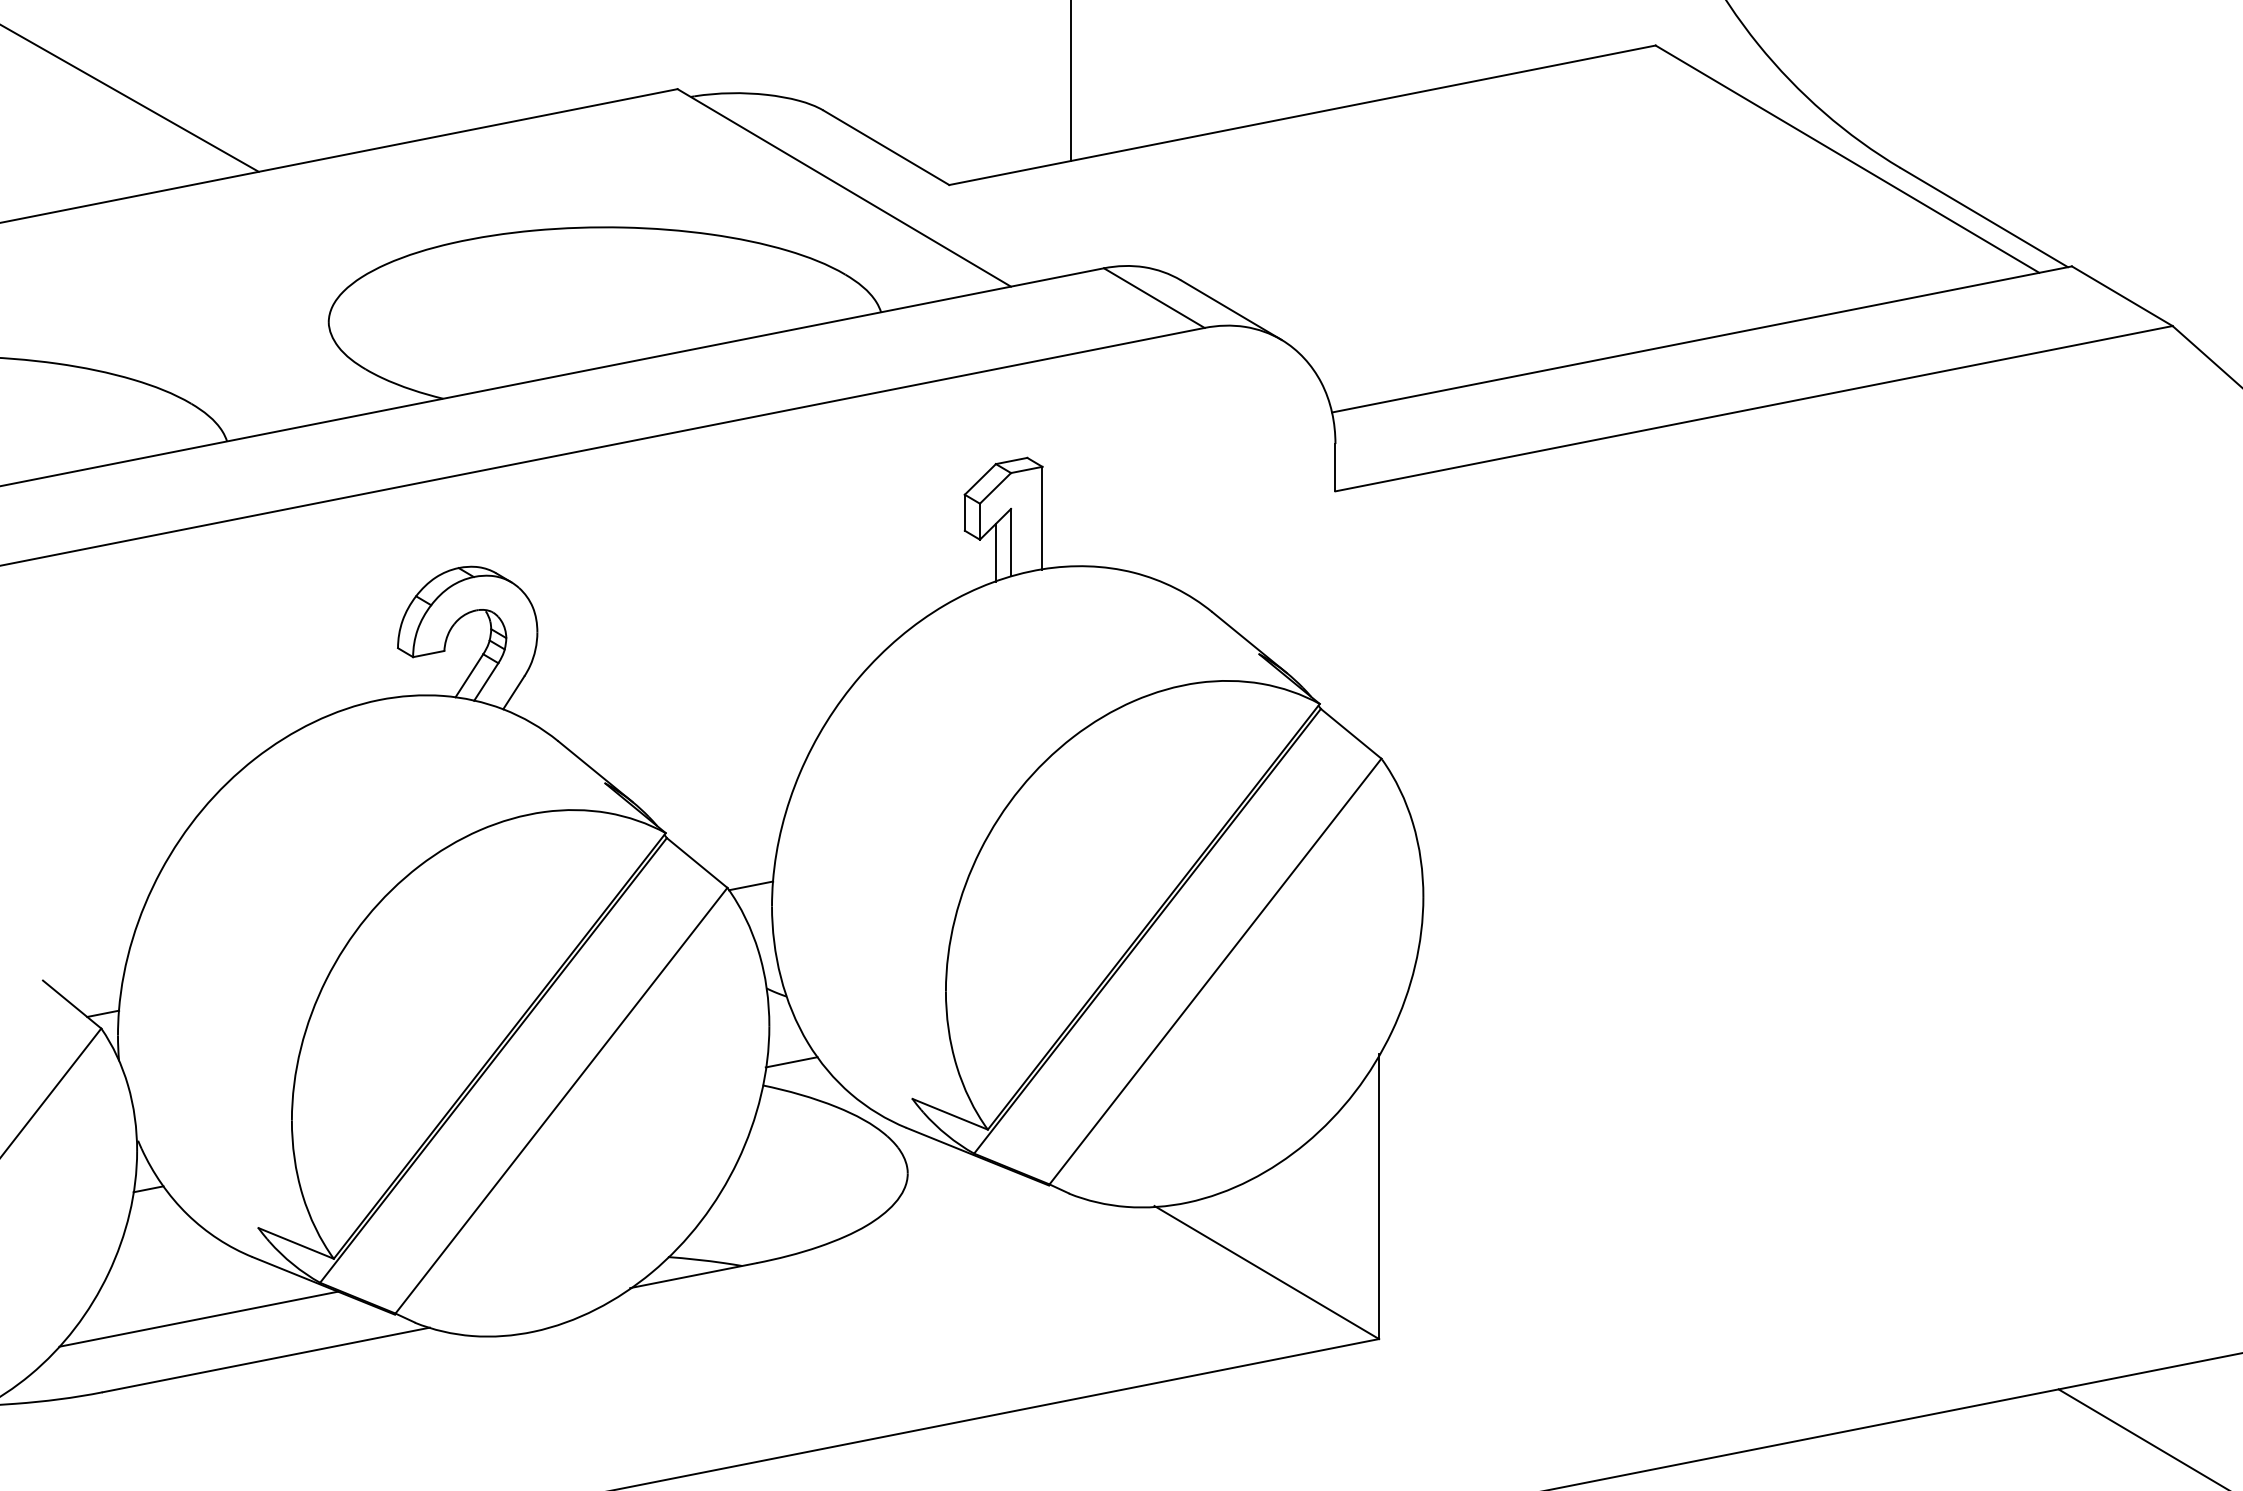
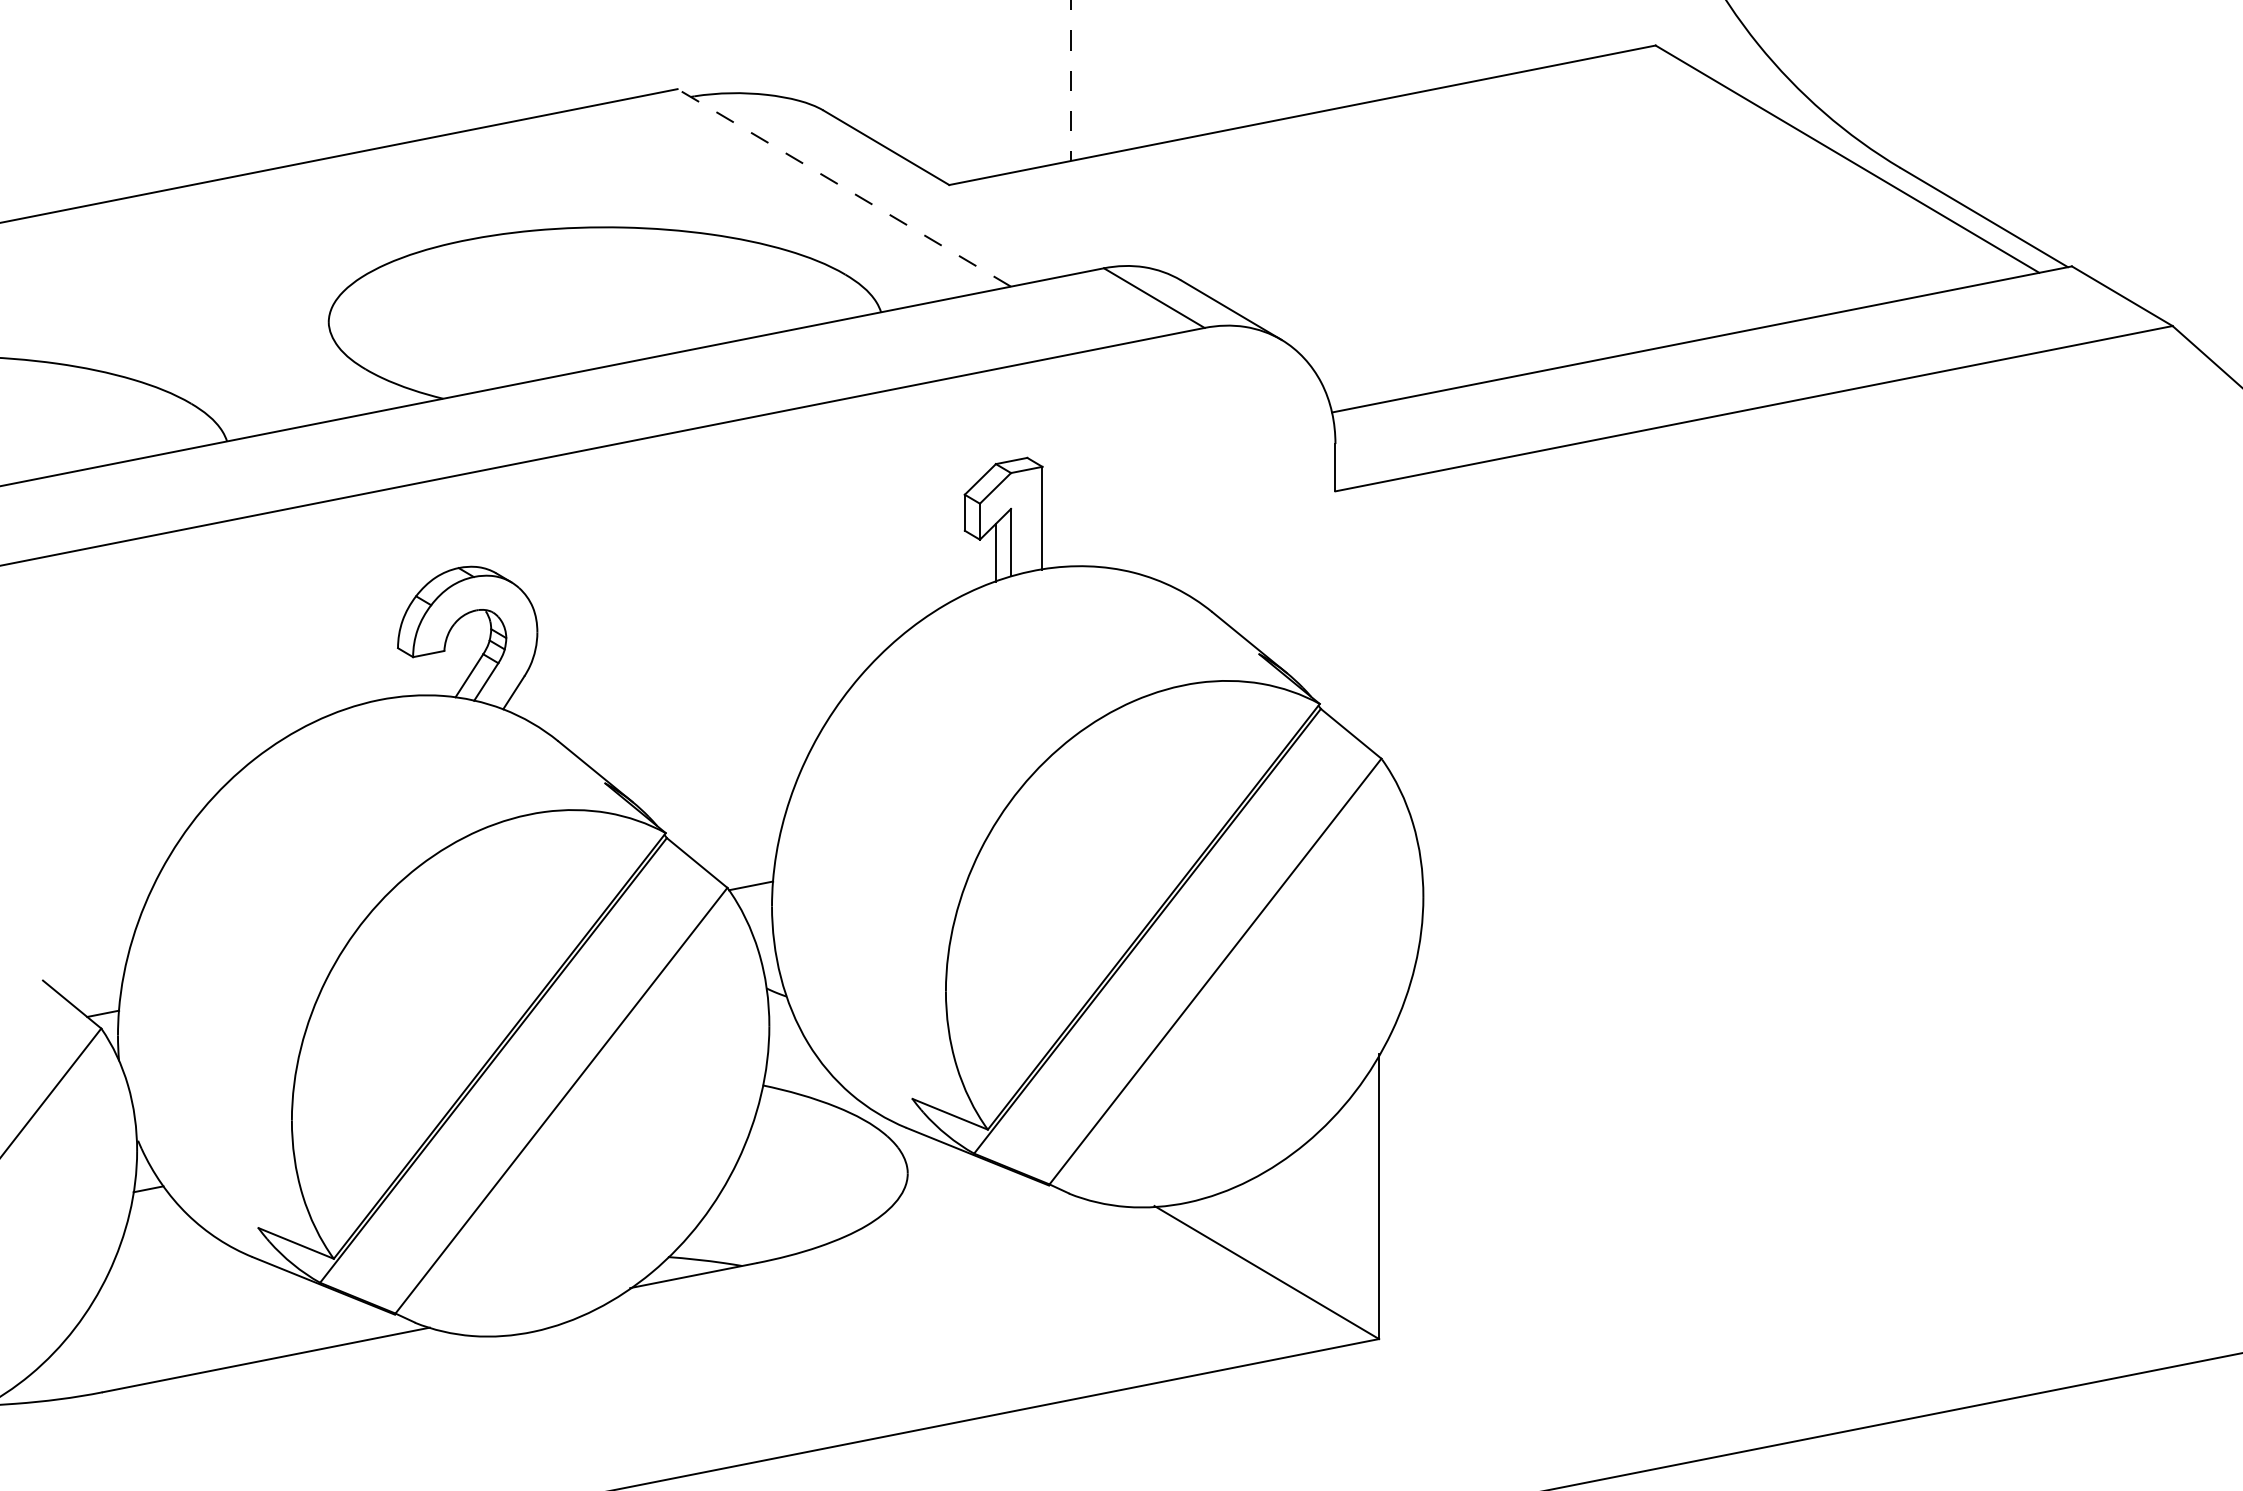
line: solid -> dashed (1070, 81)
line: present -> none (130, 98)
line: solid -> dashed (844, 187)
line: present -> none (791, 1062)
line: present -> none (198, 1318)
line: present -> none (2141, 1438)
